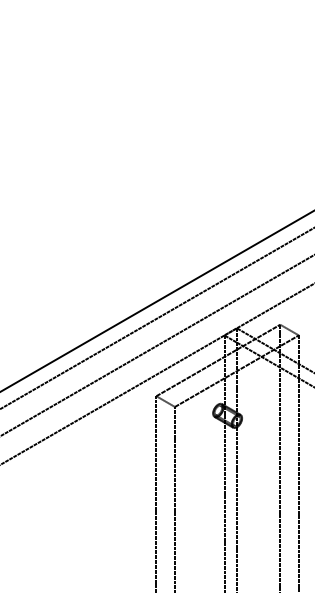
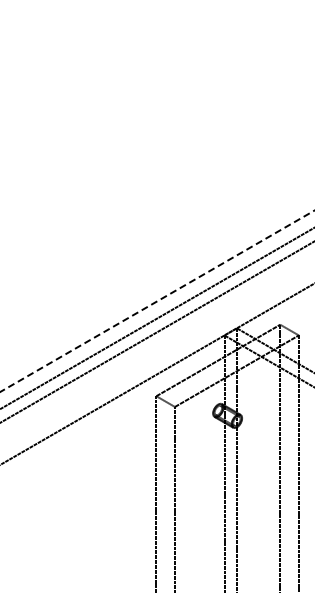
line: solid -> dashed (158, 300)
line position: (156, 345) -> (156, 332) (156, 332)
